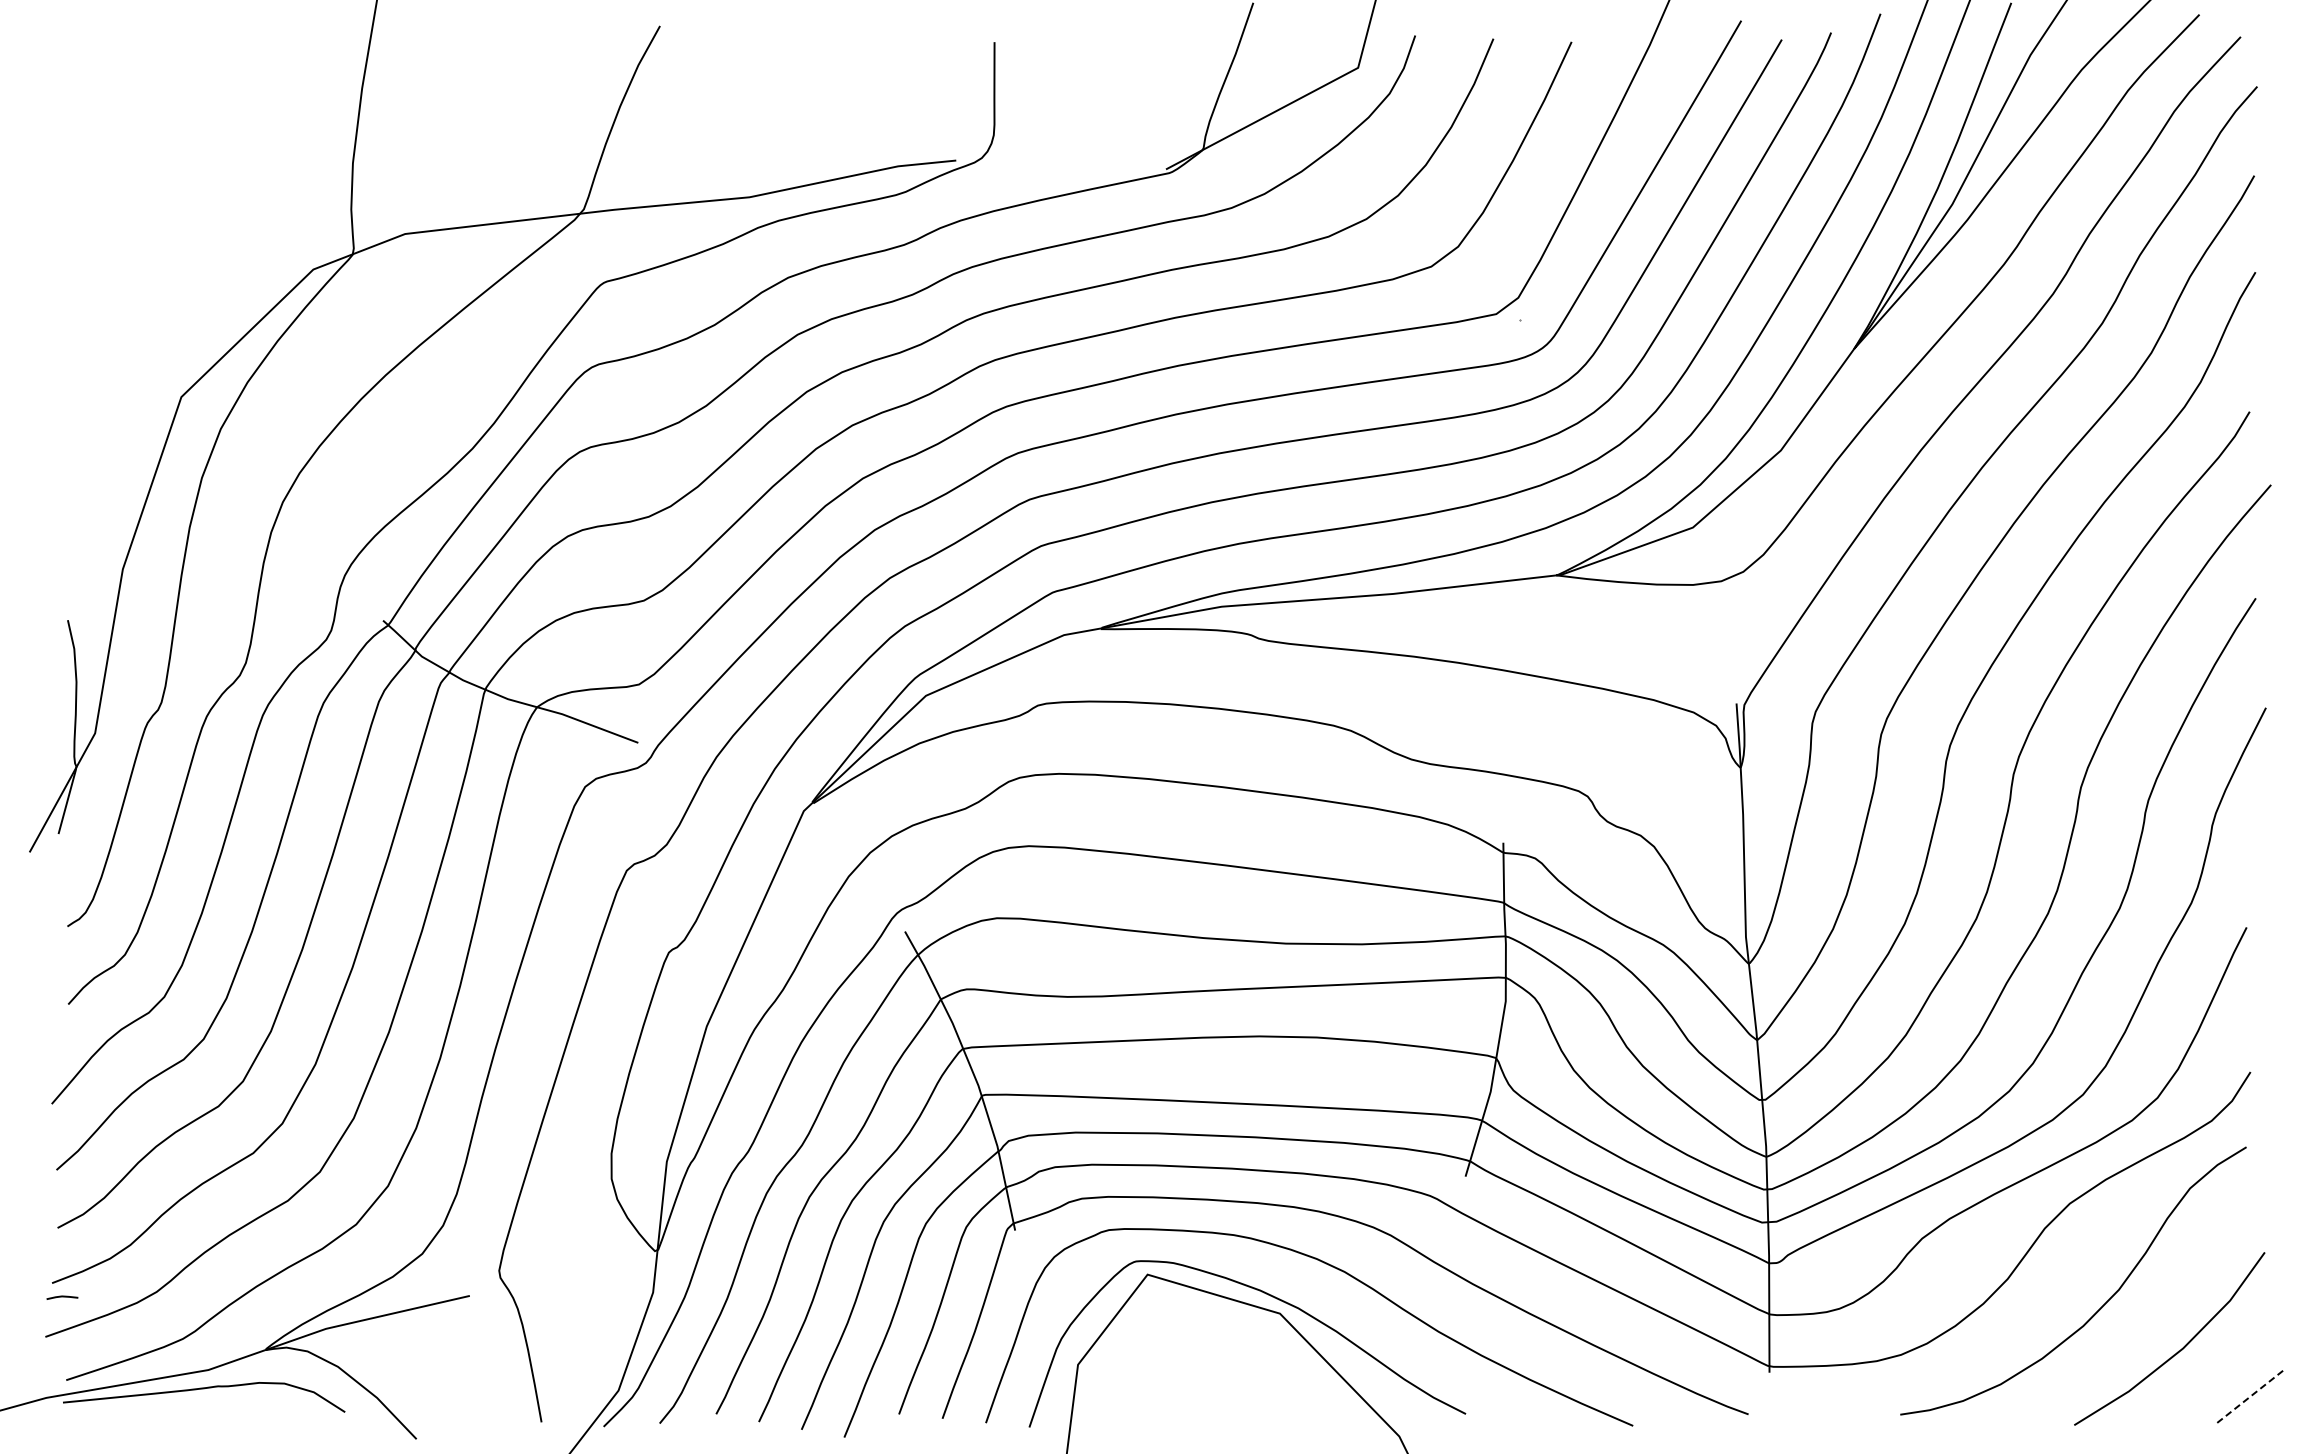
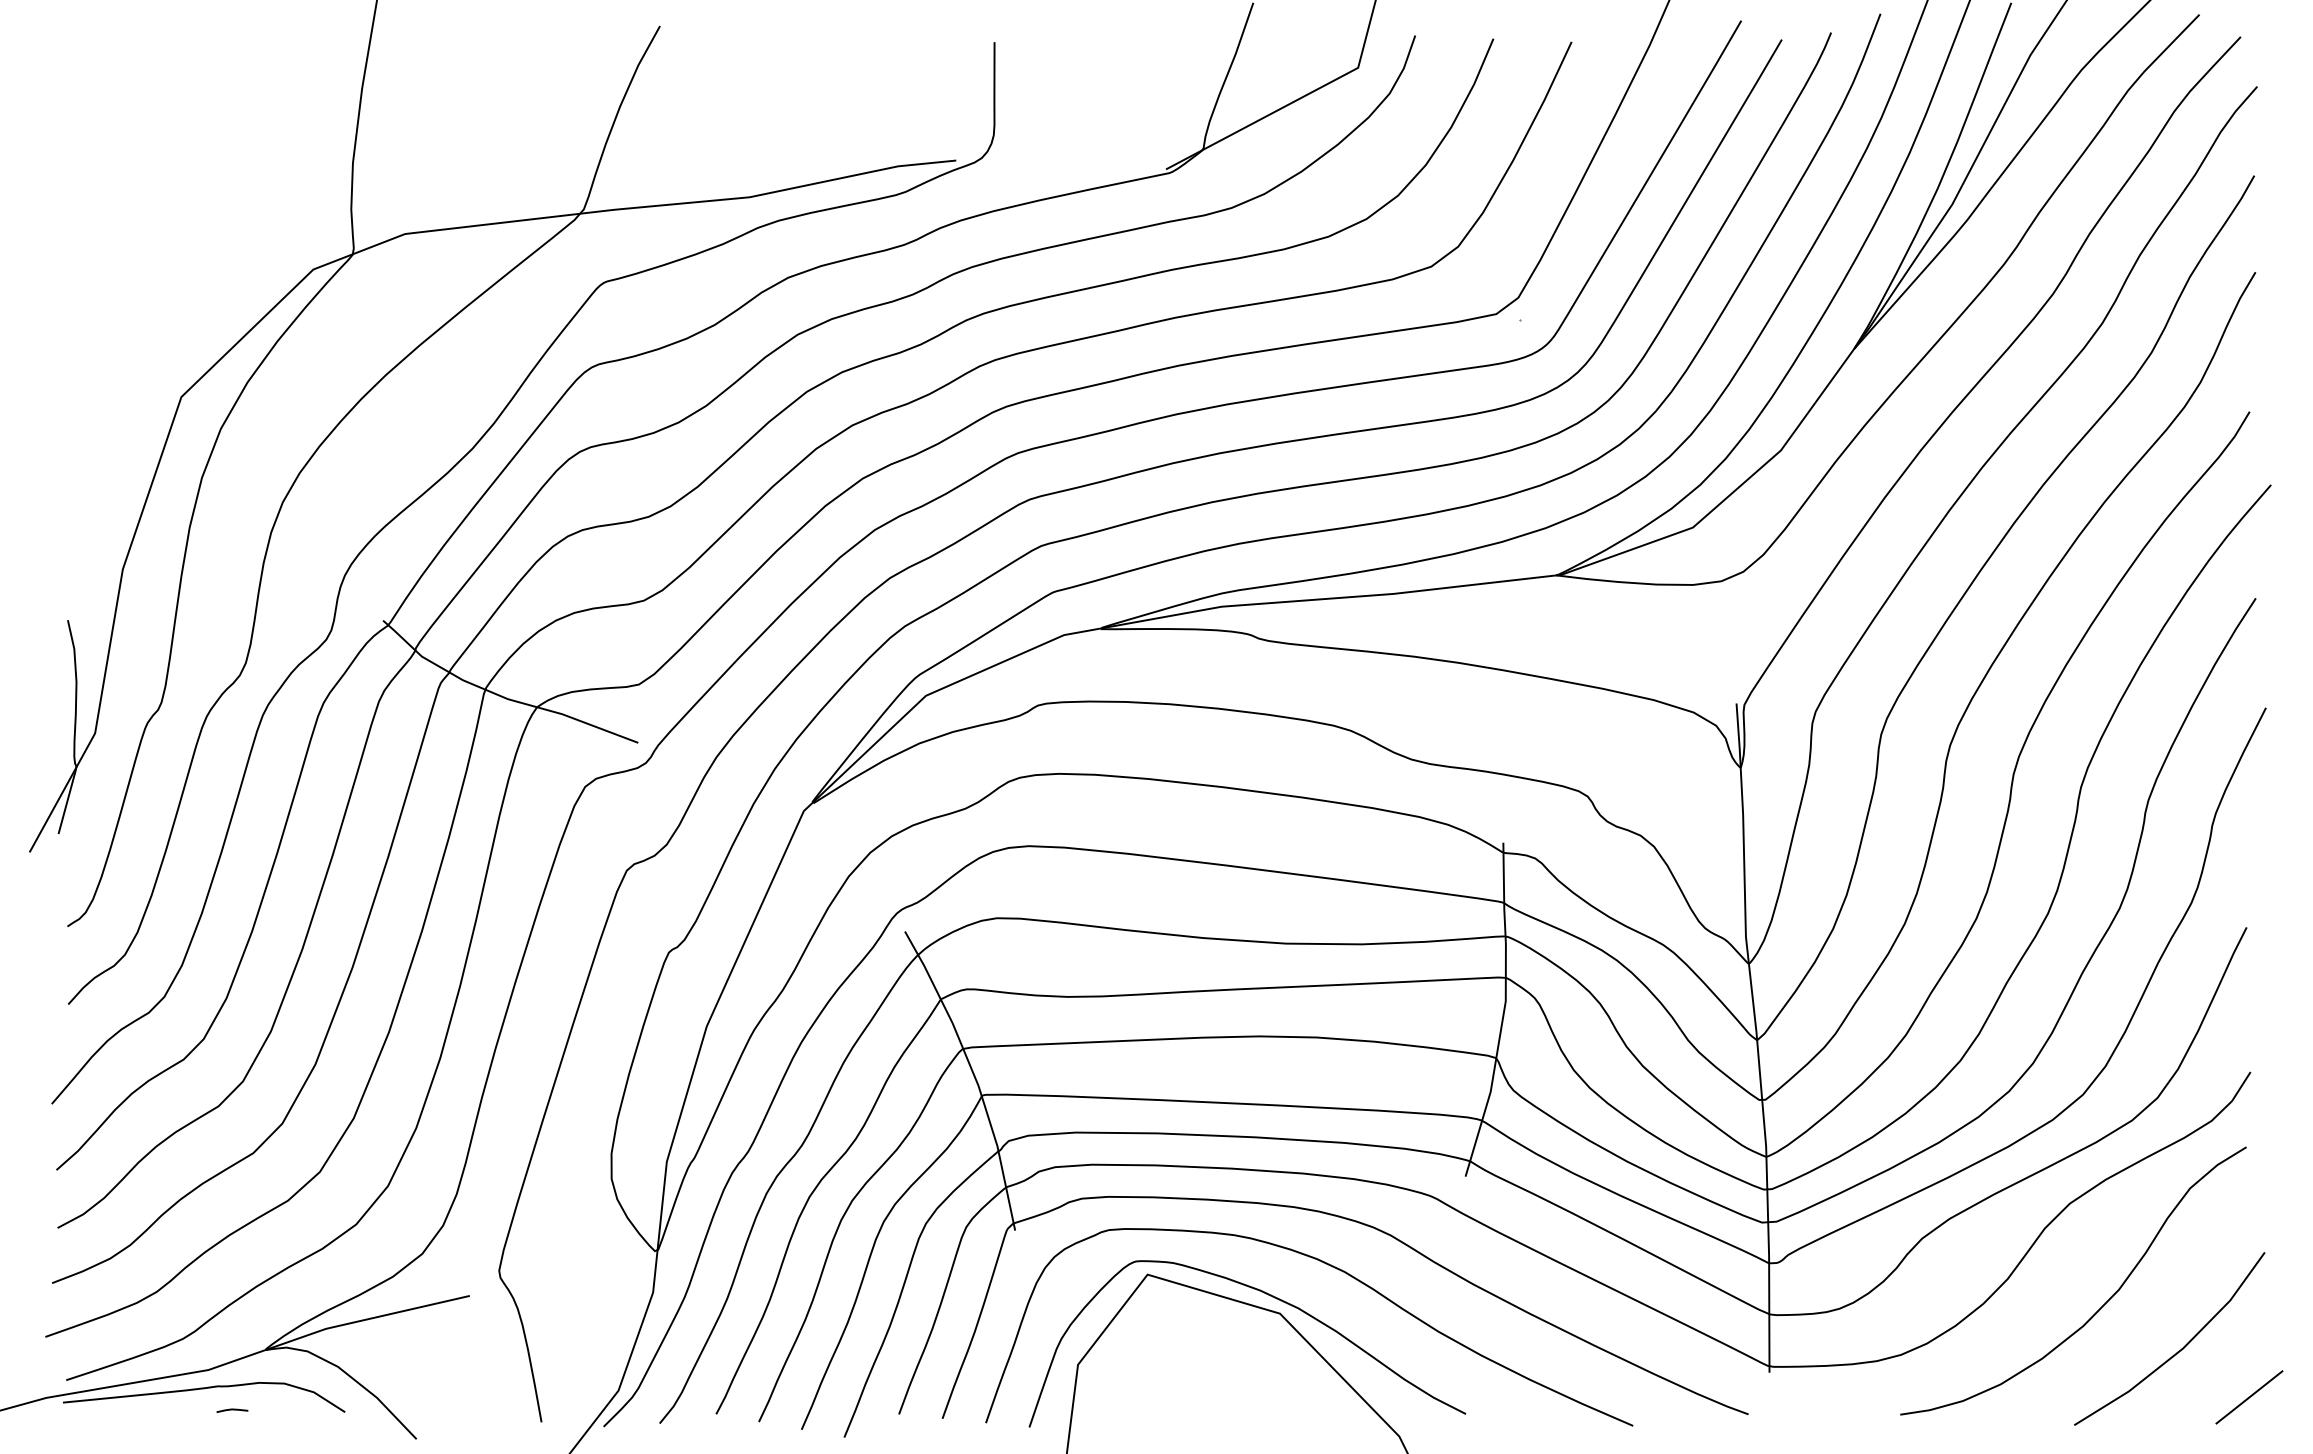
line position: (62, 1297) -> (232, 1410) (232, 1410)
line: dashed -> solid (2249, 1397)
